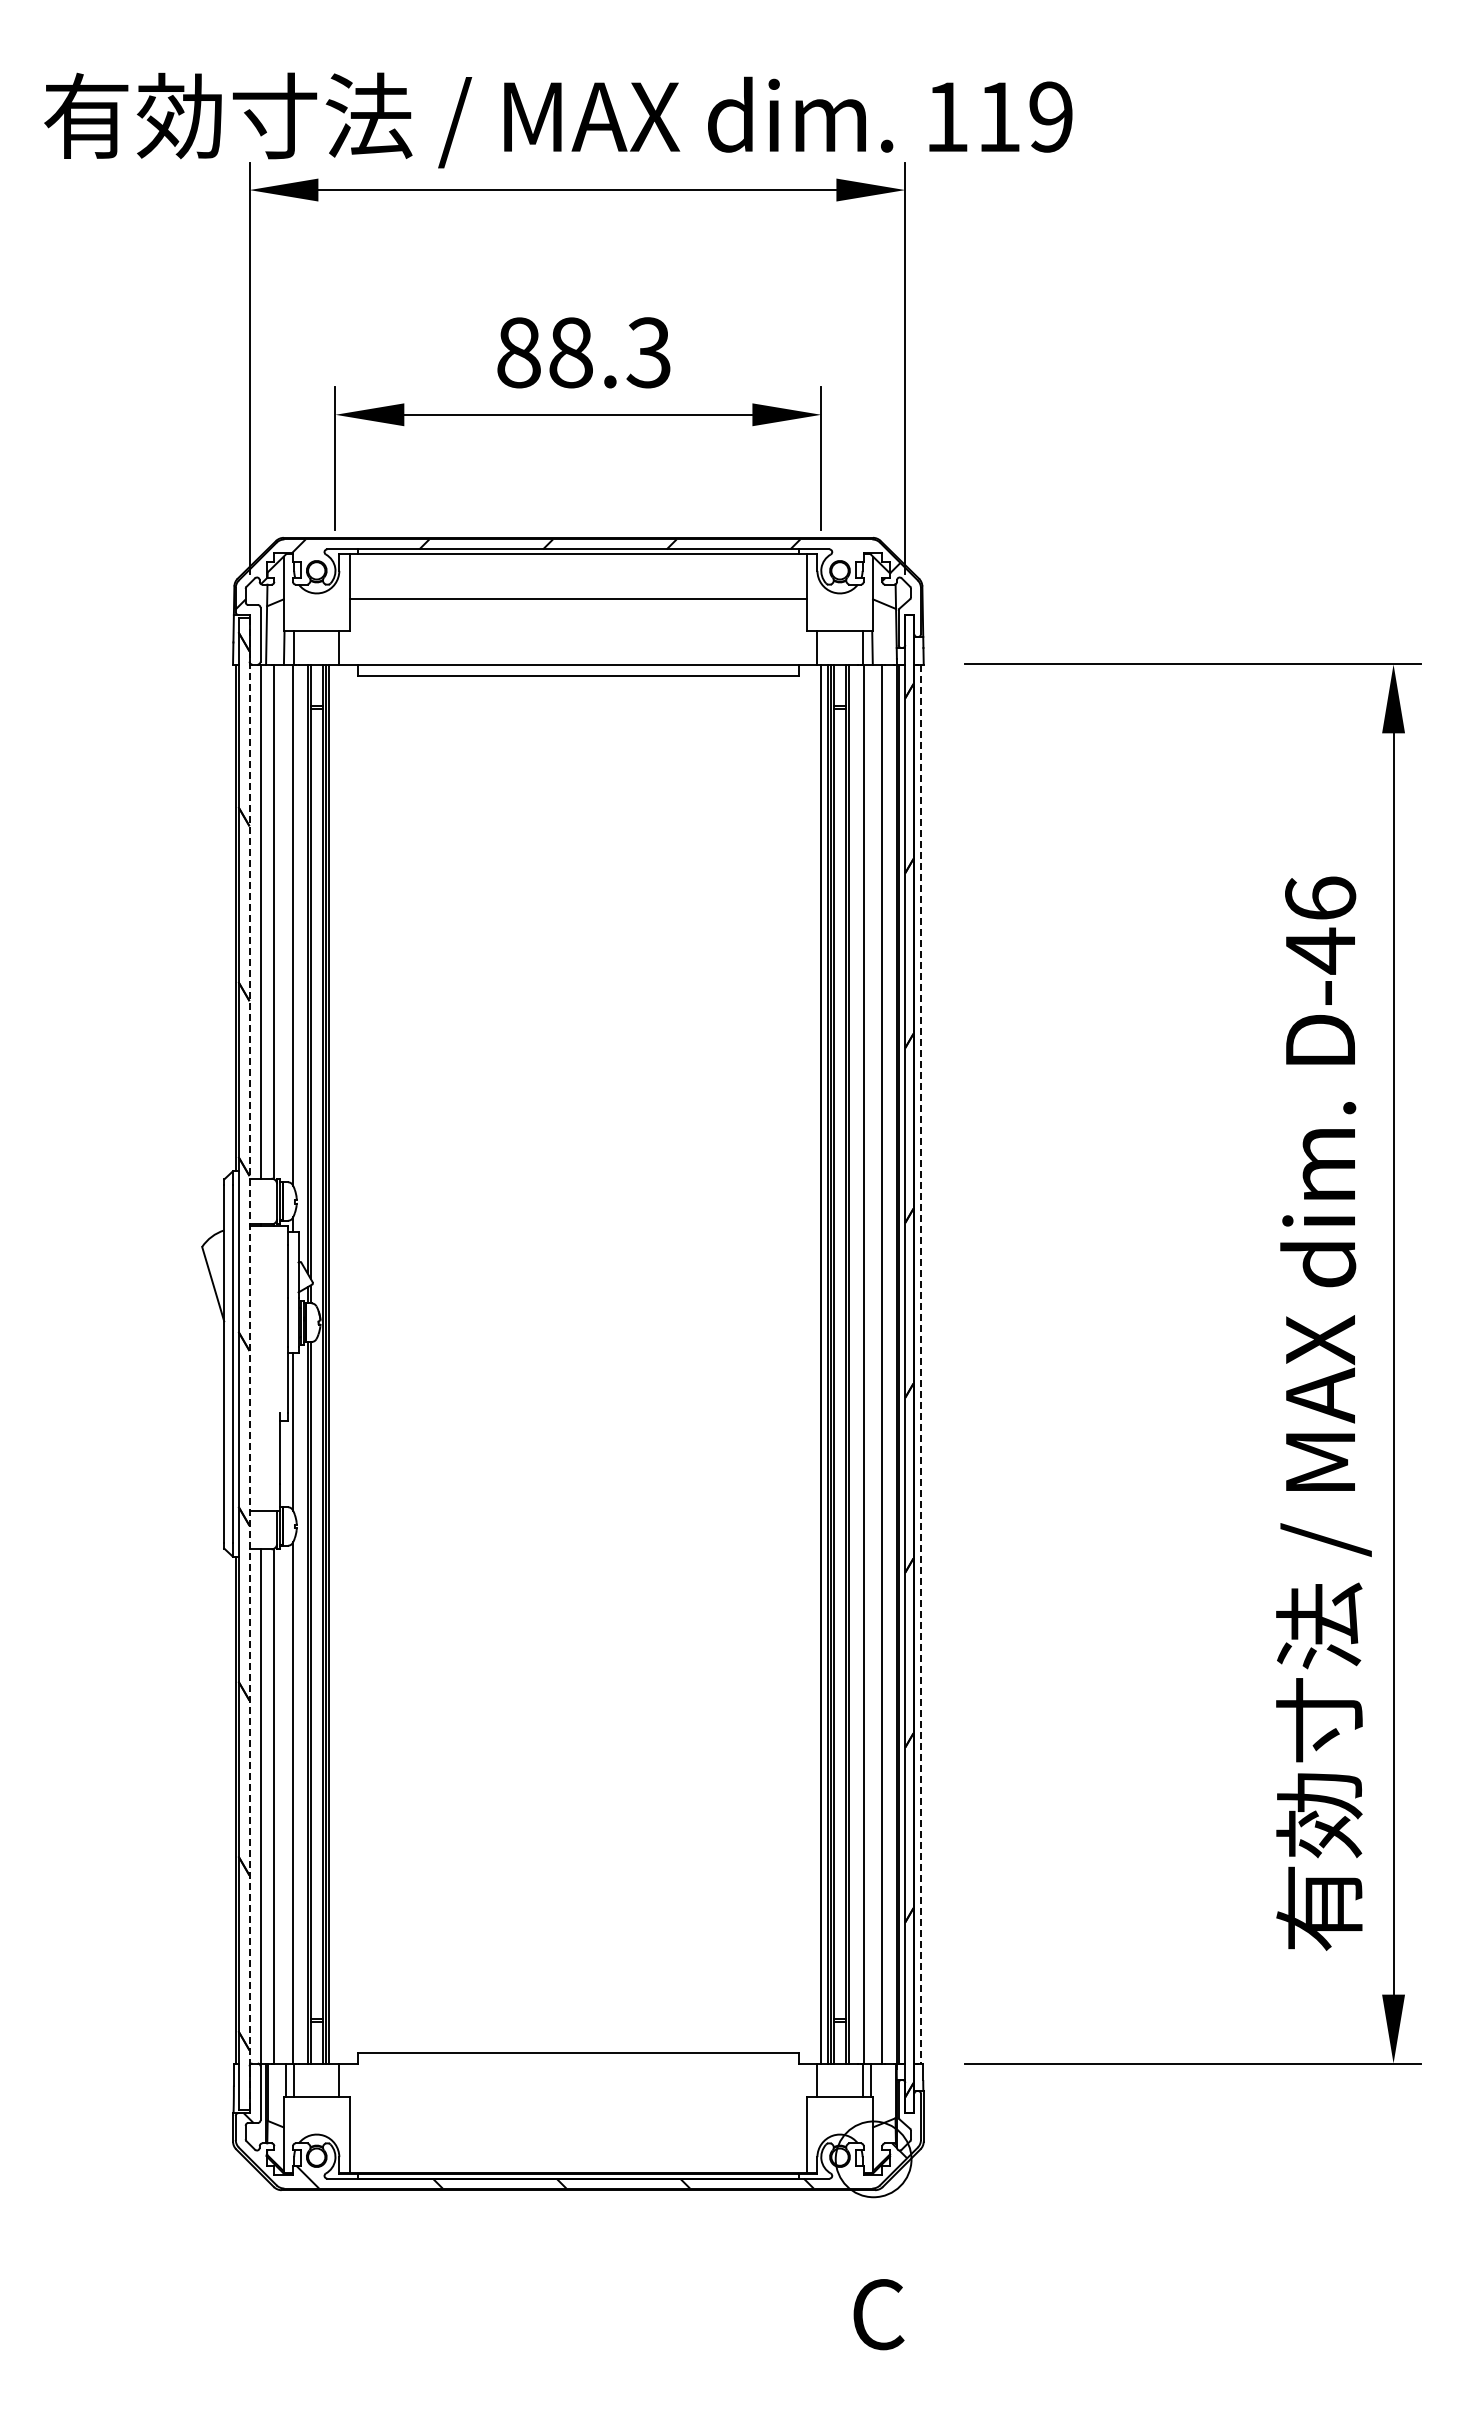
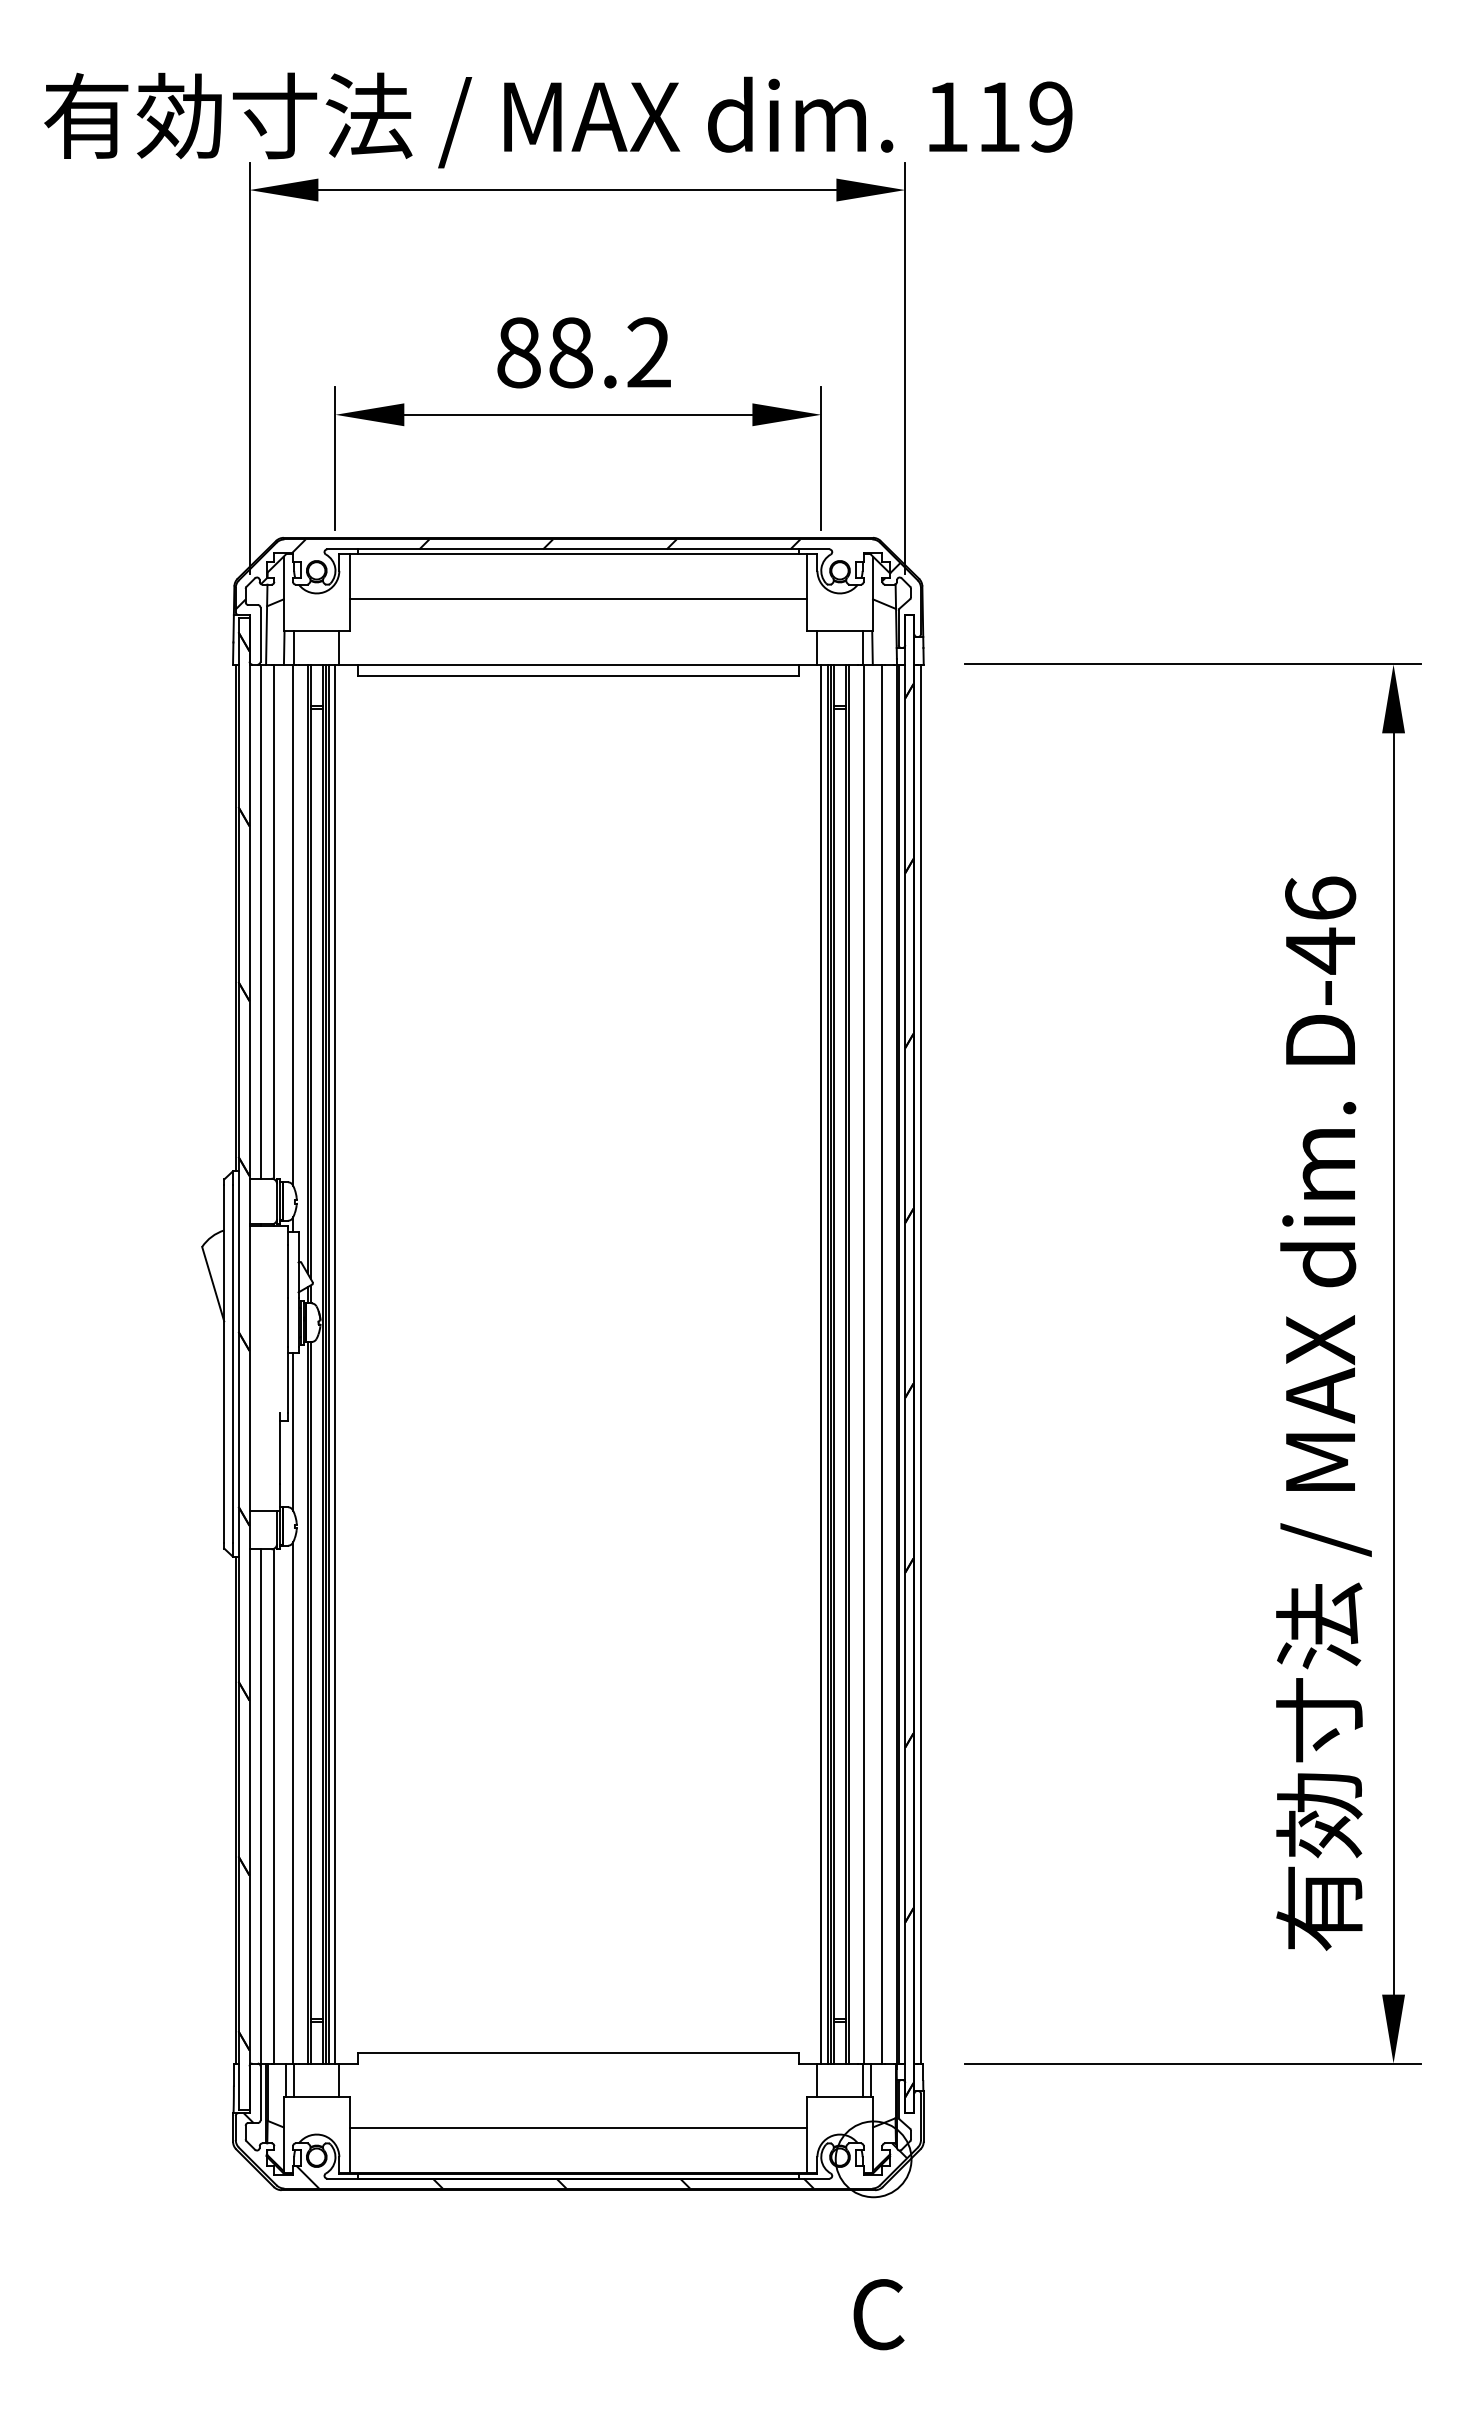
text: 88.3 -> 88.2 (648, 352)
line: dashed -> solid (249, 1363)
line: none -> present (335, 1363)
line: dashed -> solid (920, 1364)
line: none -> present (577, 2128)
